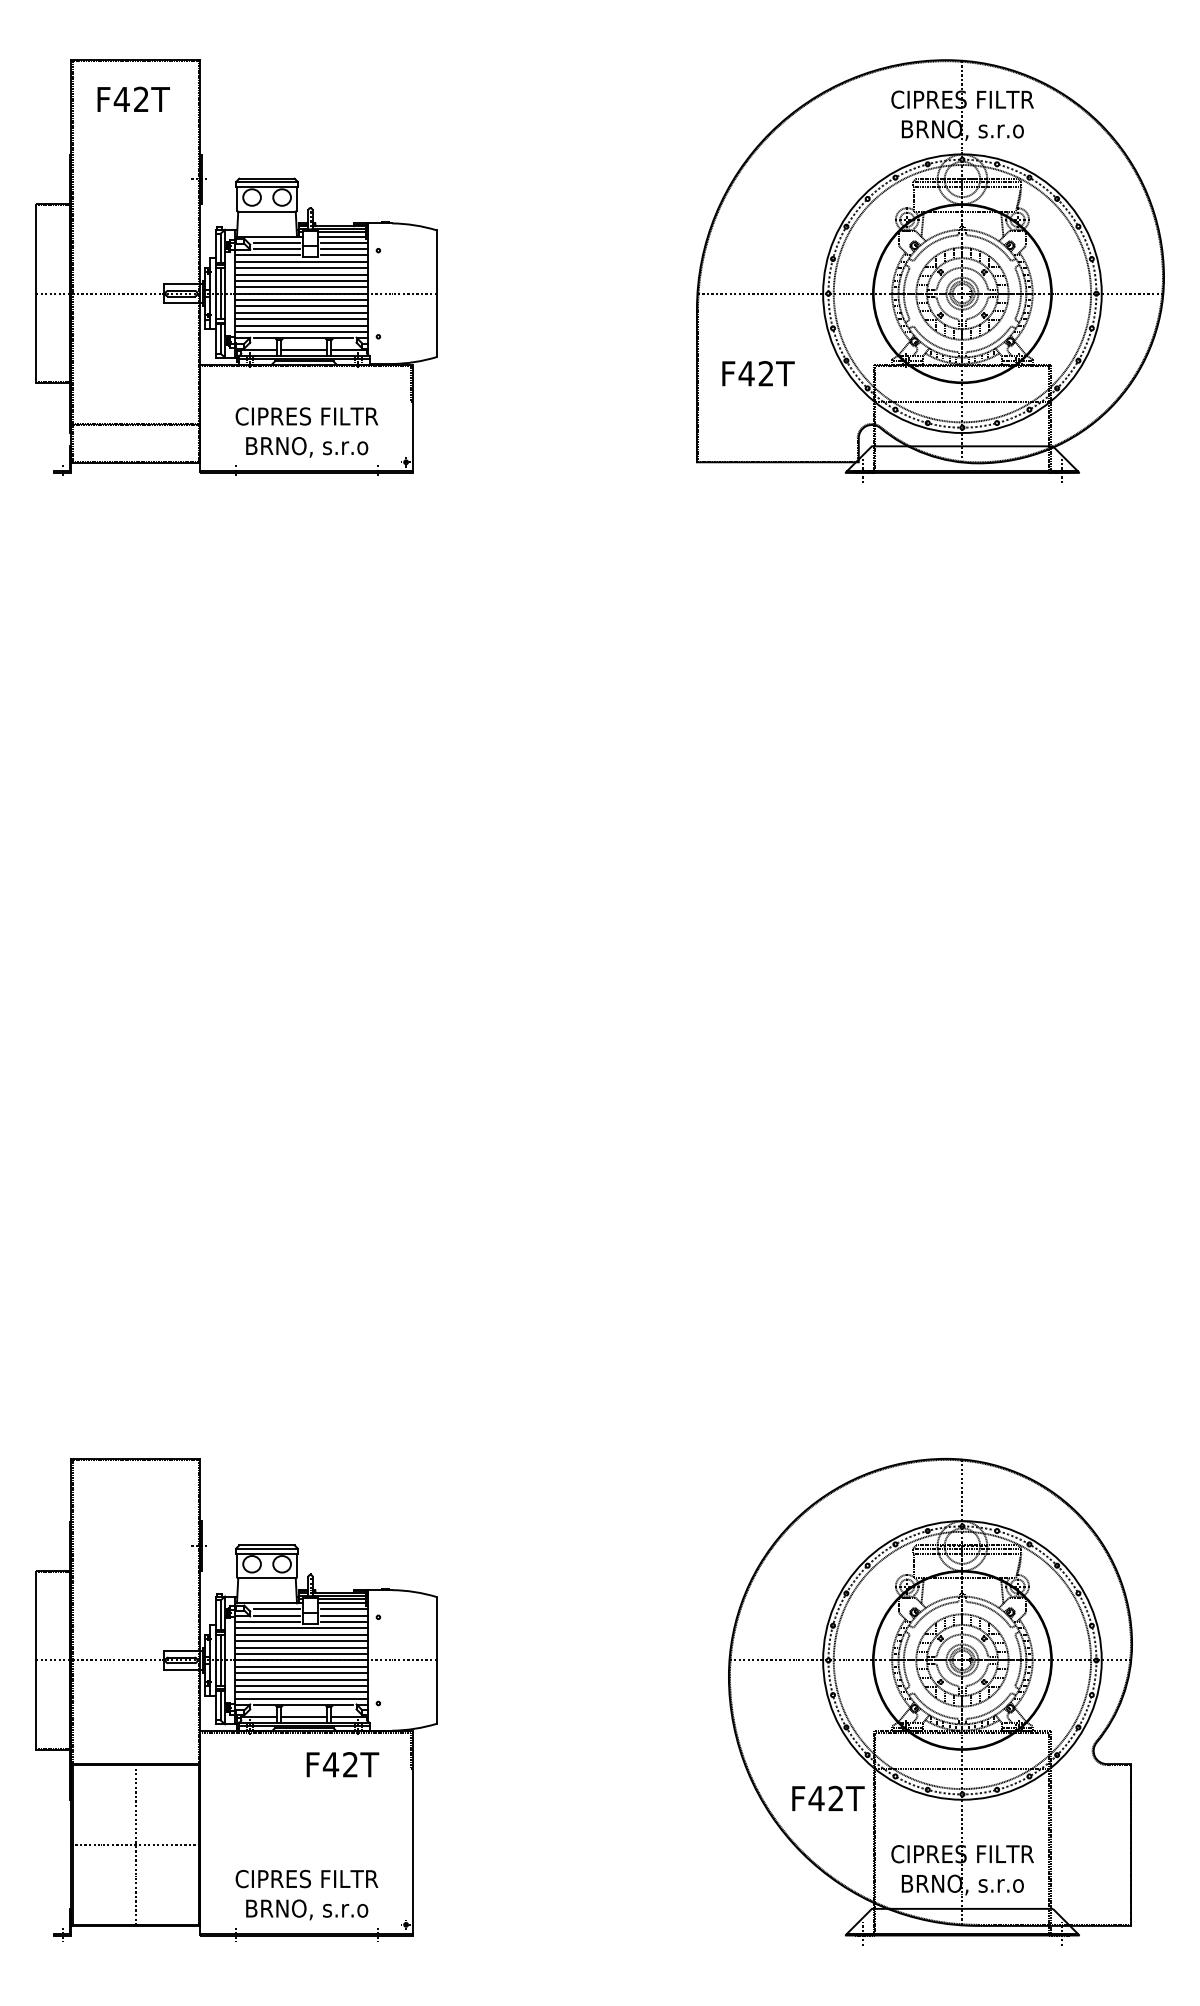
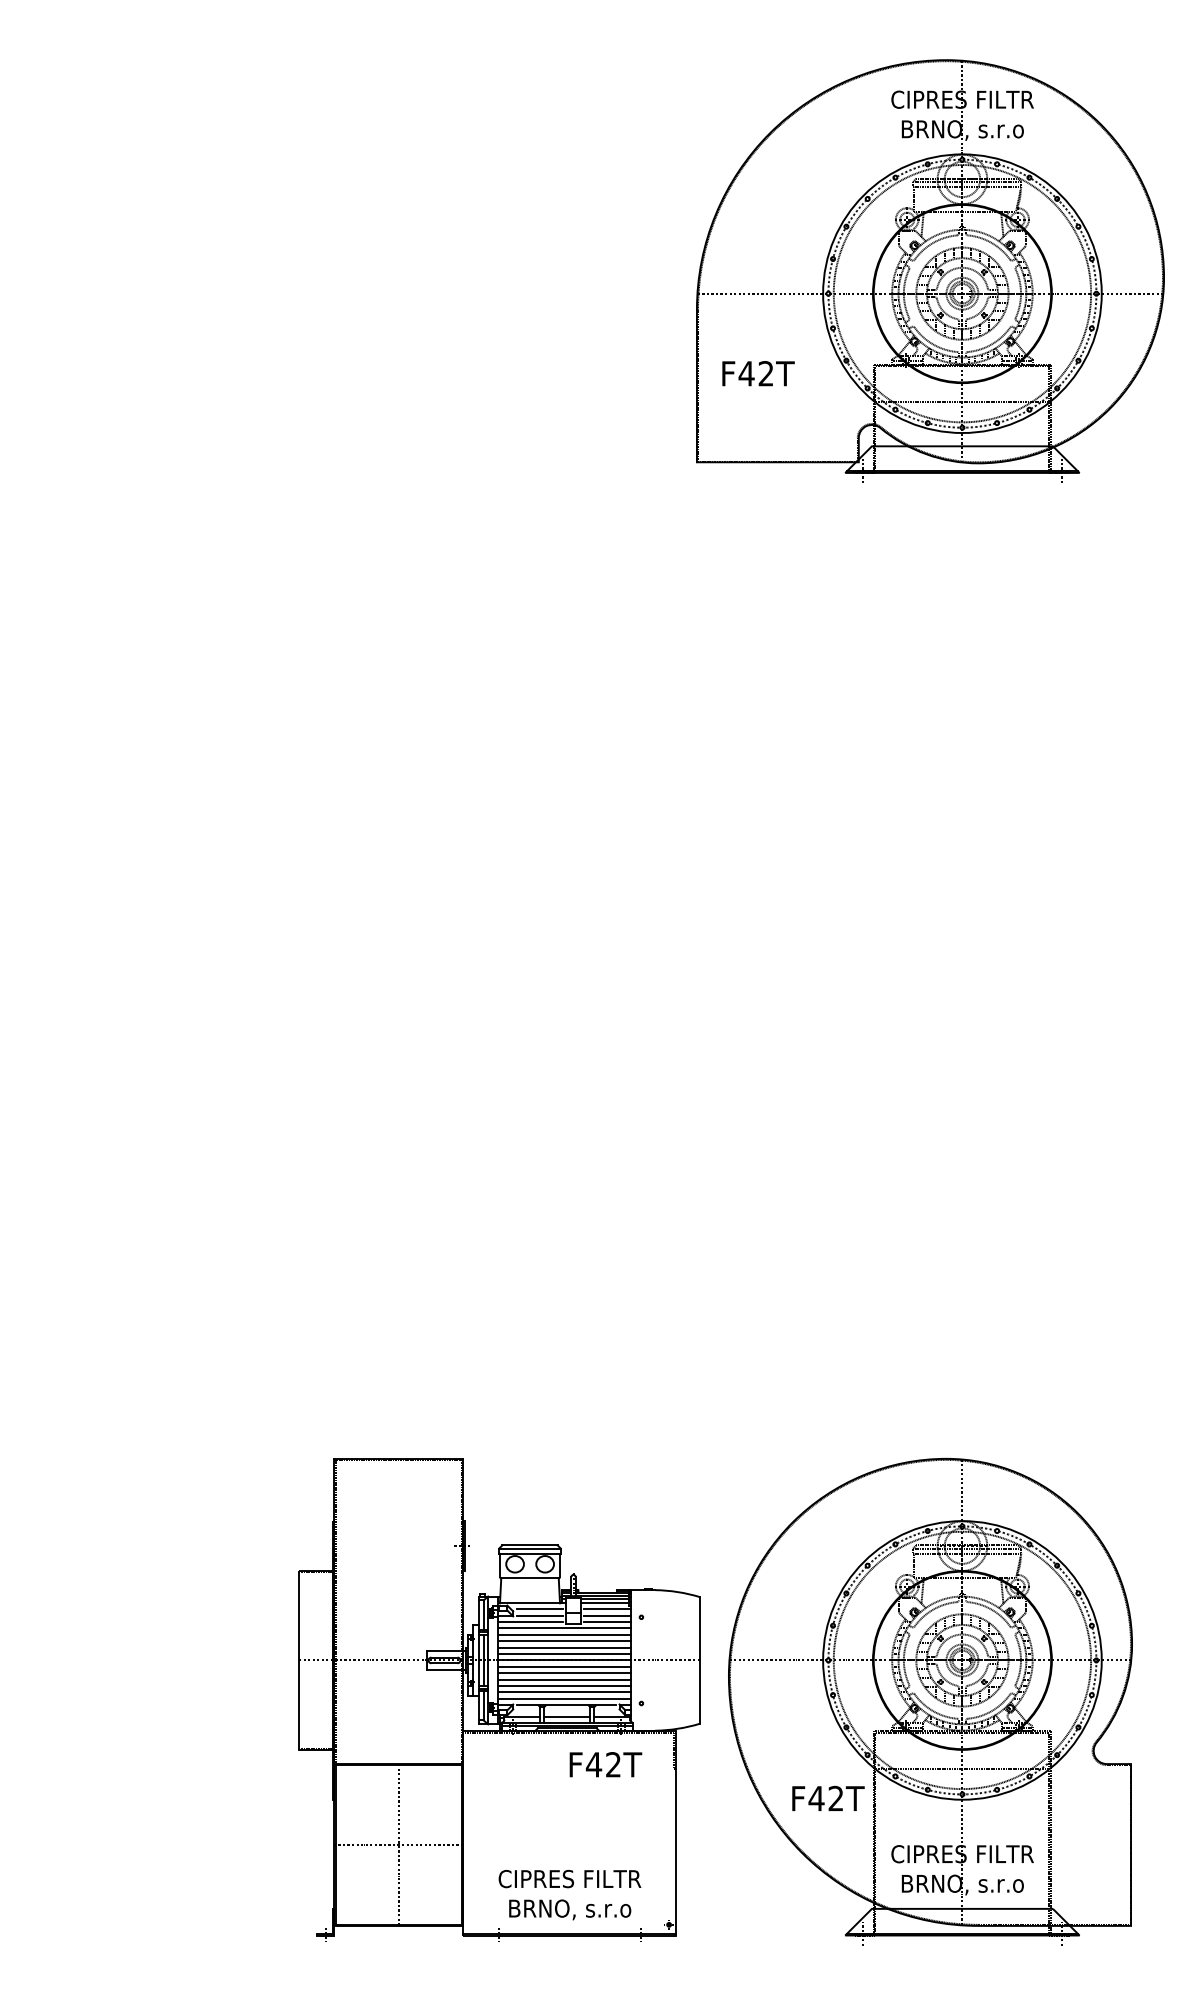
part: present -> none (236, 267)
part position: (236, 1699) -> (499, 1699) (499, 1699)
